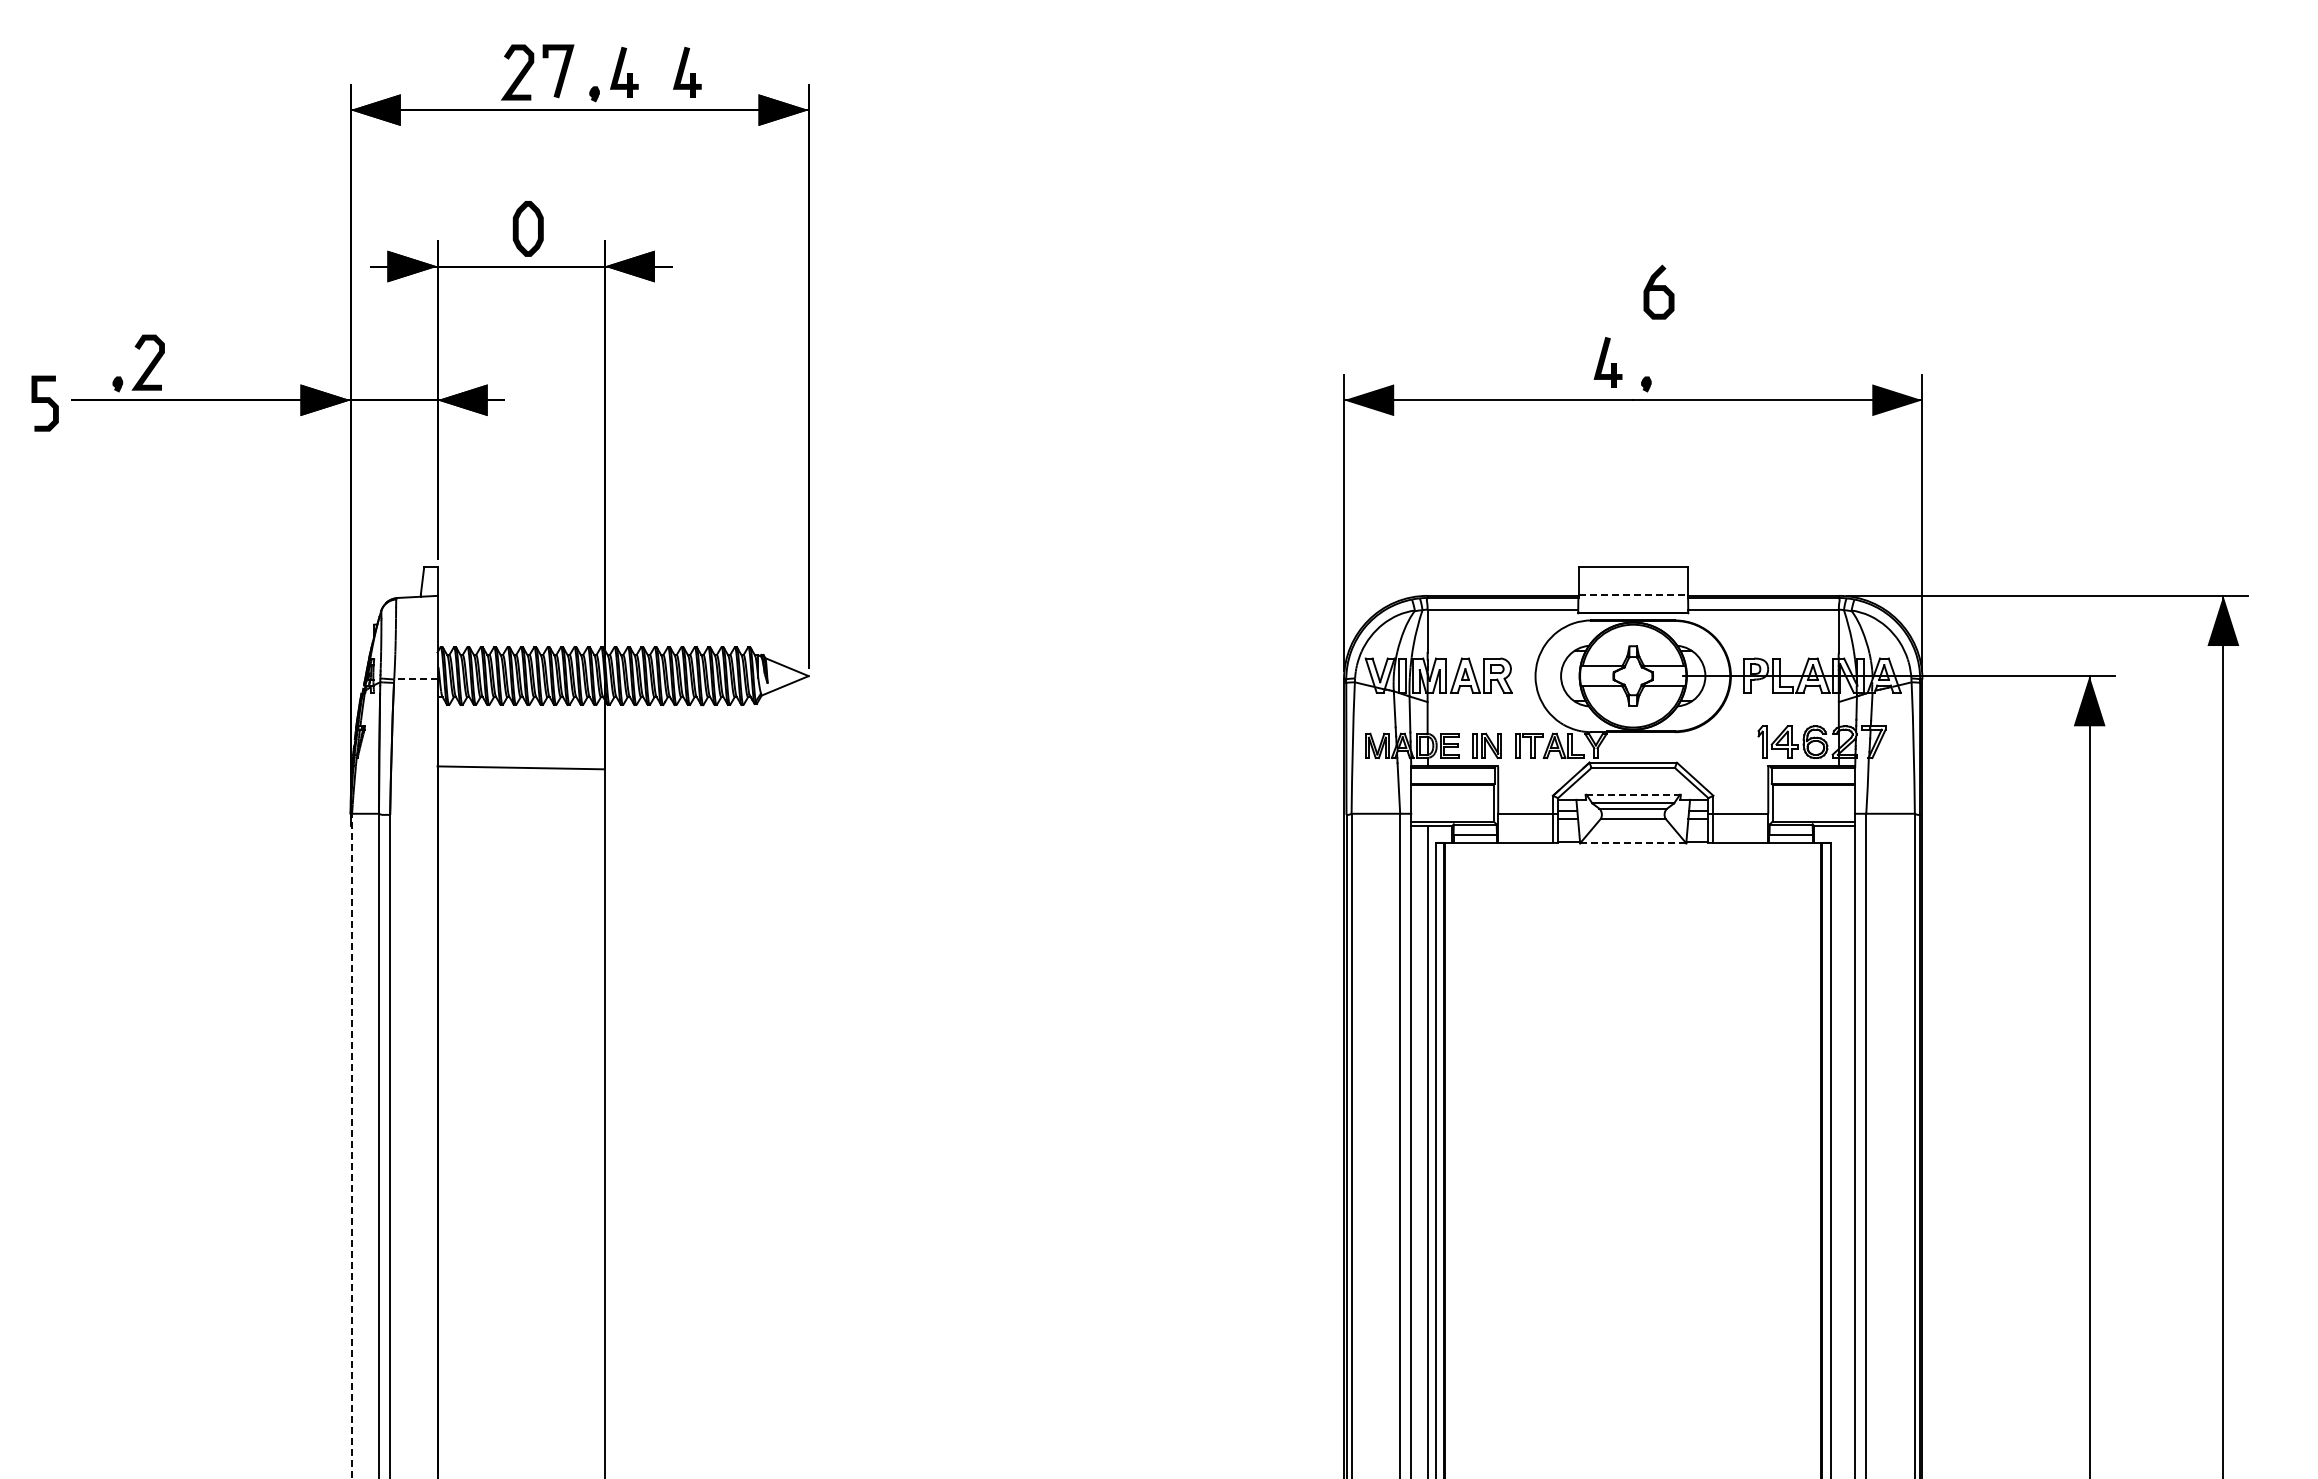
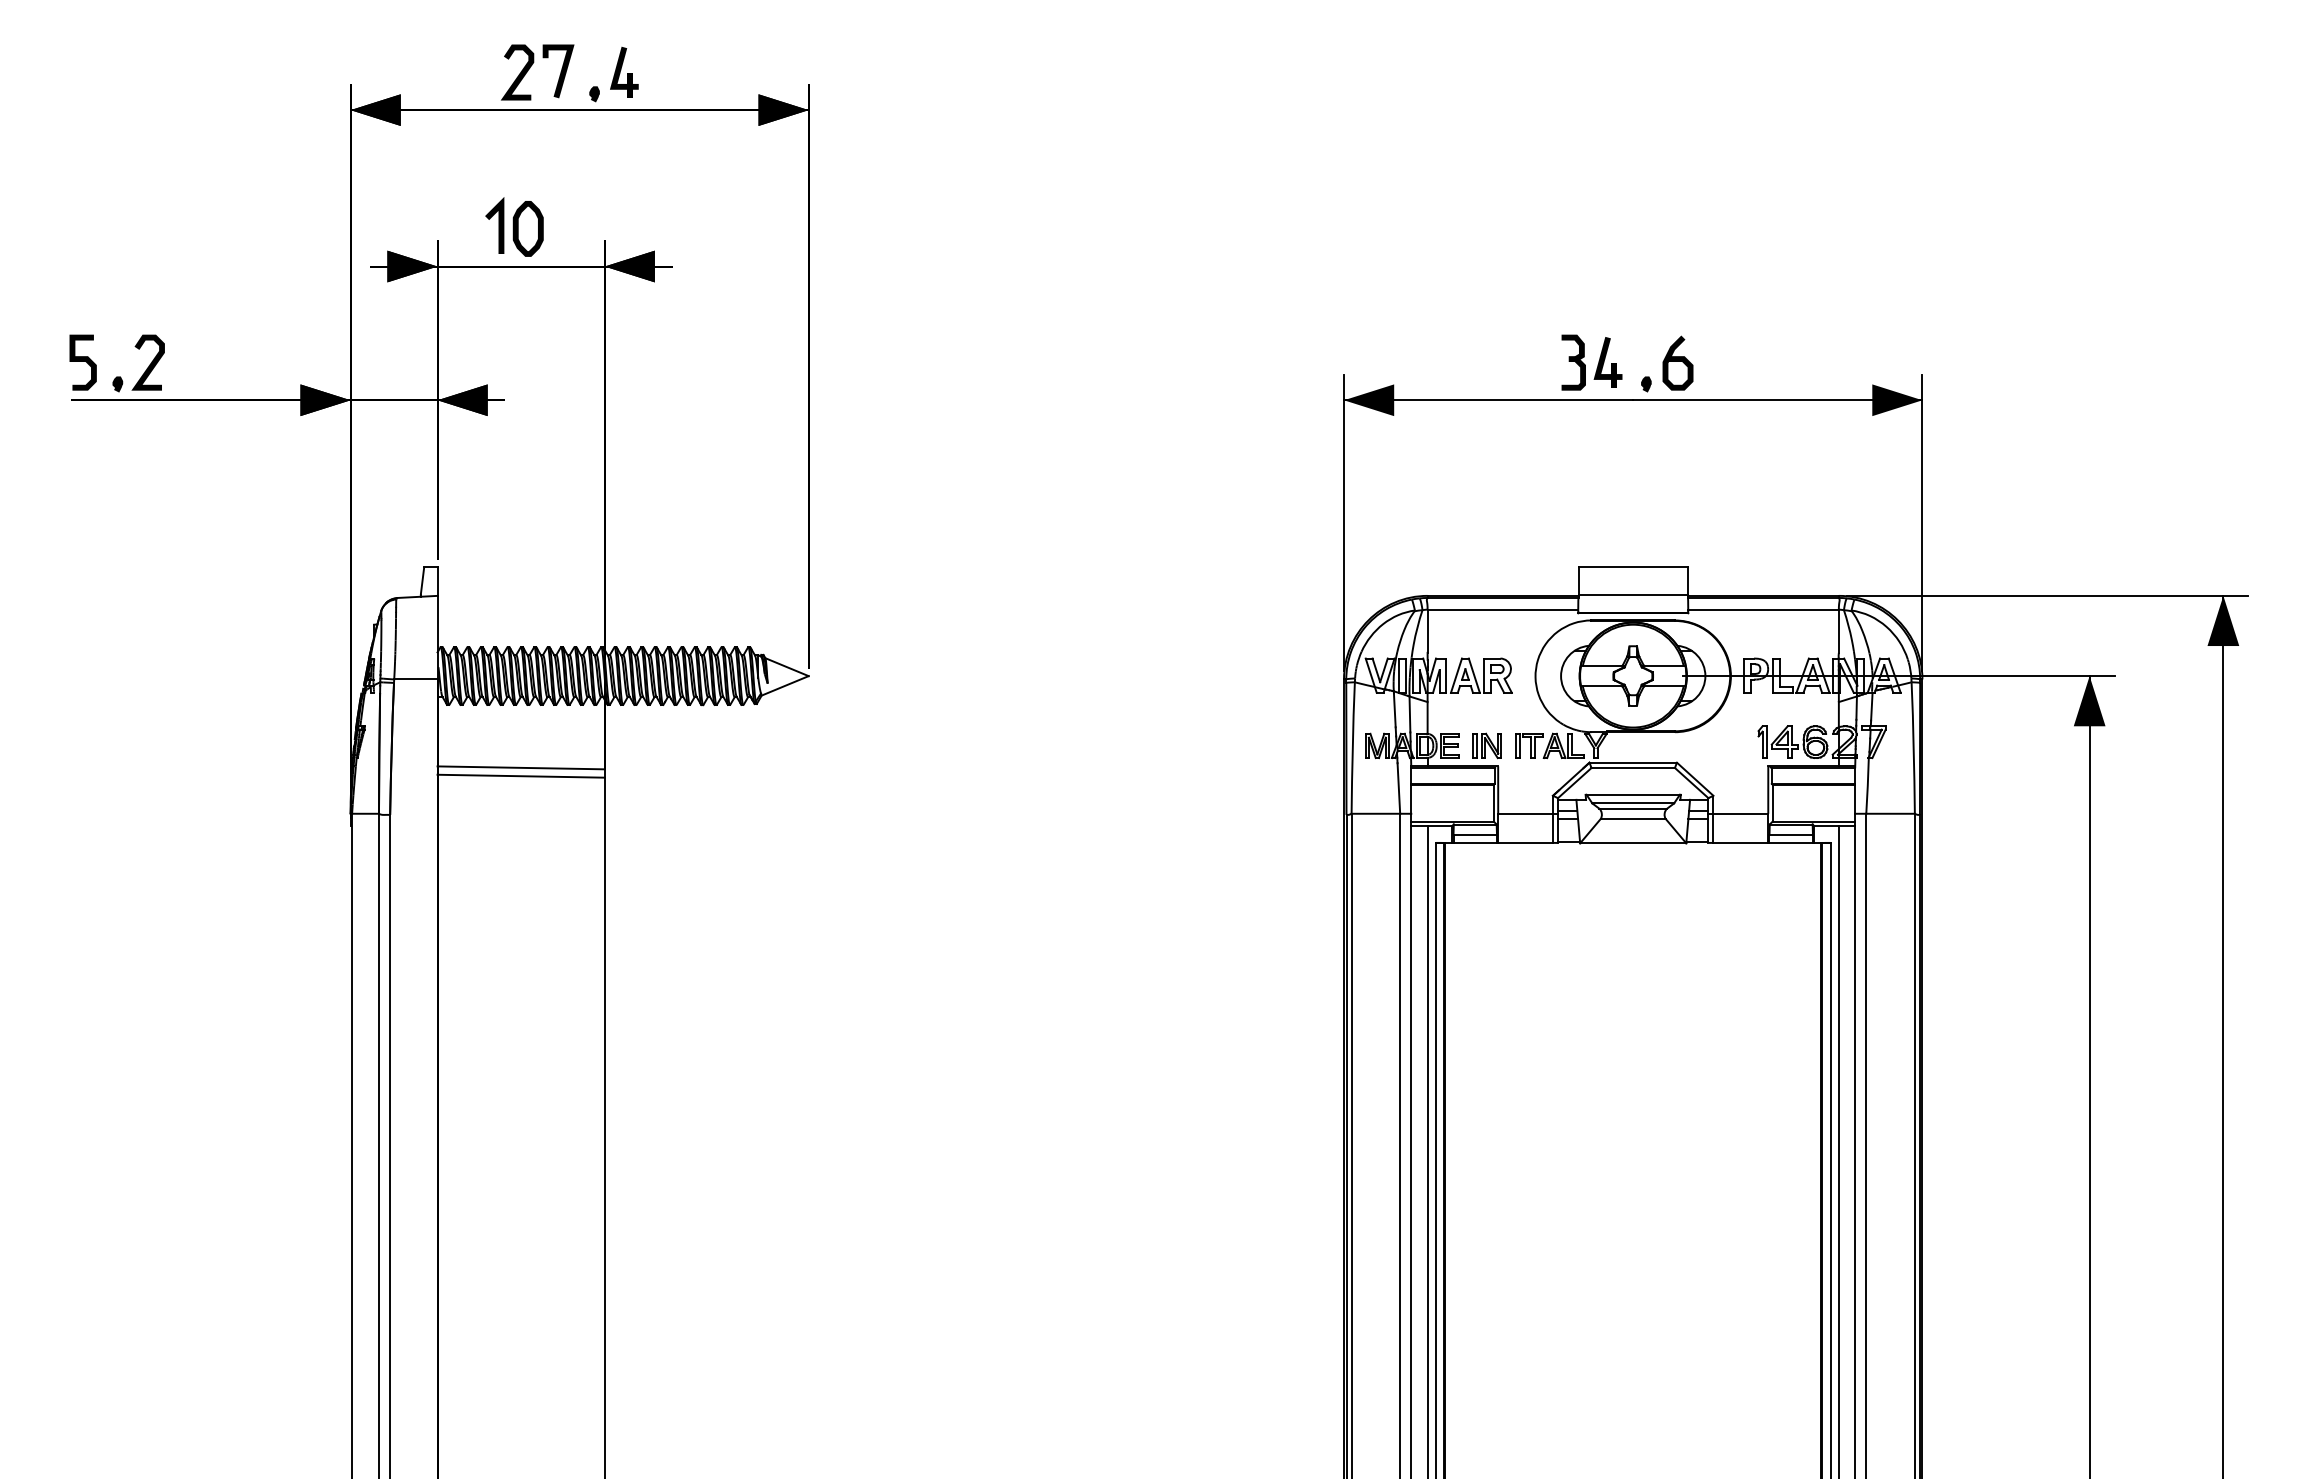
part: present -> none (687, 72)
line: none -> present (498, 225)
curve position: (1658, 290) -> (1677, 361) (1677, 361)
part: none -> present (1573, 362)
curve position: (44, 402) -> (82, 361) (82, 361)
line: dashed -> solid (1633, 594)
line: dashed -> solid (415, 679)
line: none -> present (520, 775)
line: dashed -> solid (1633, 794)
line: dashed -> solid (1632, 843)
line: dashed -> solid (352, 1145)
line: none -> present (1838, 1150)
